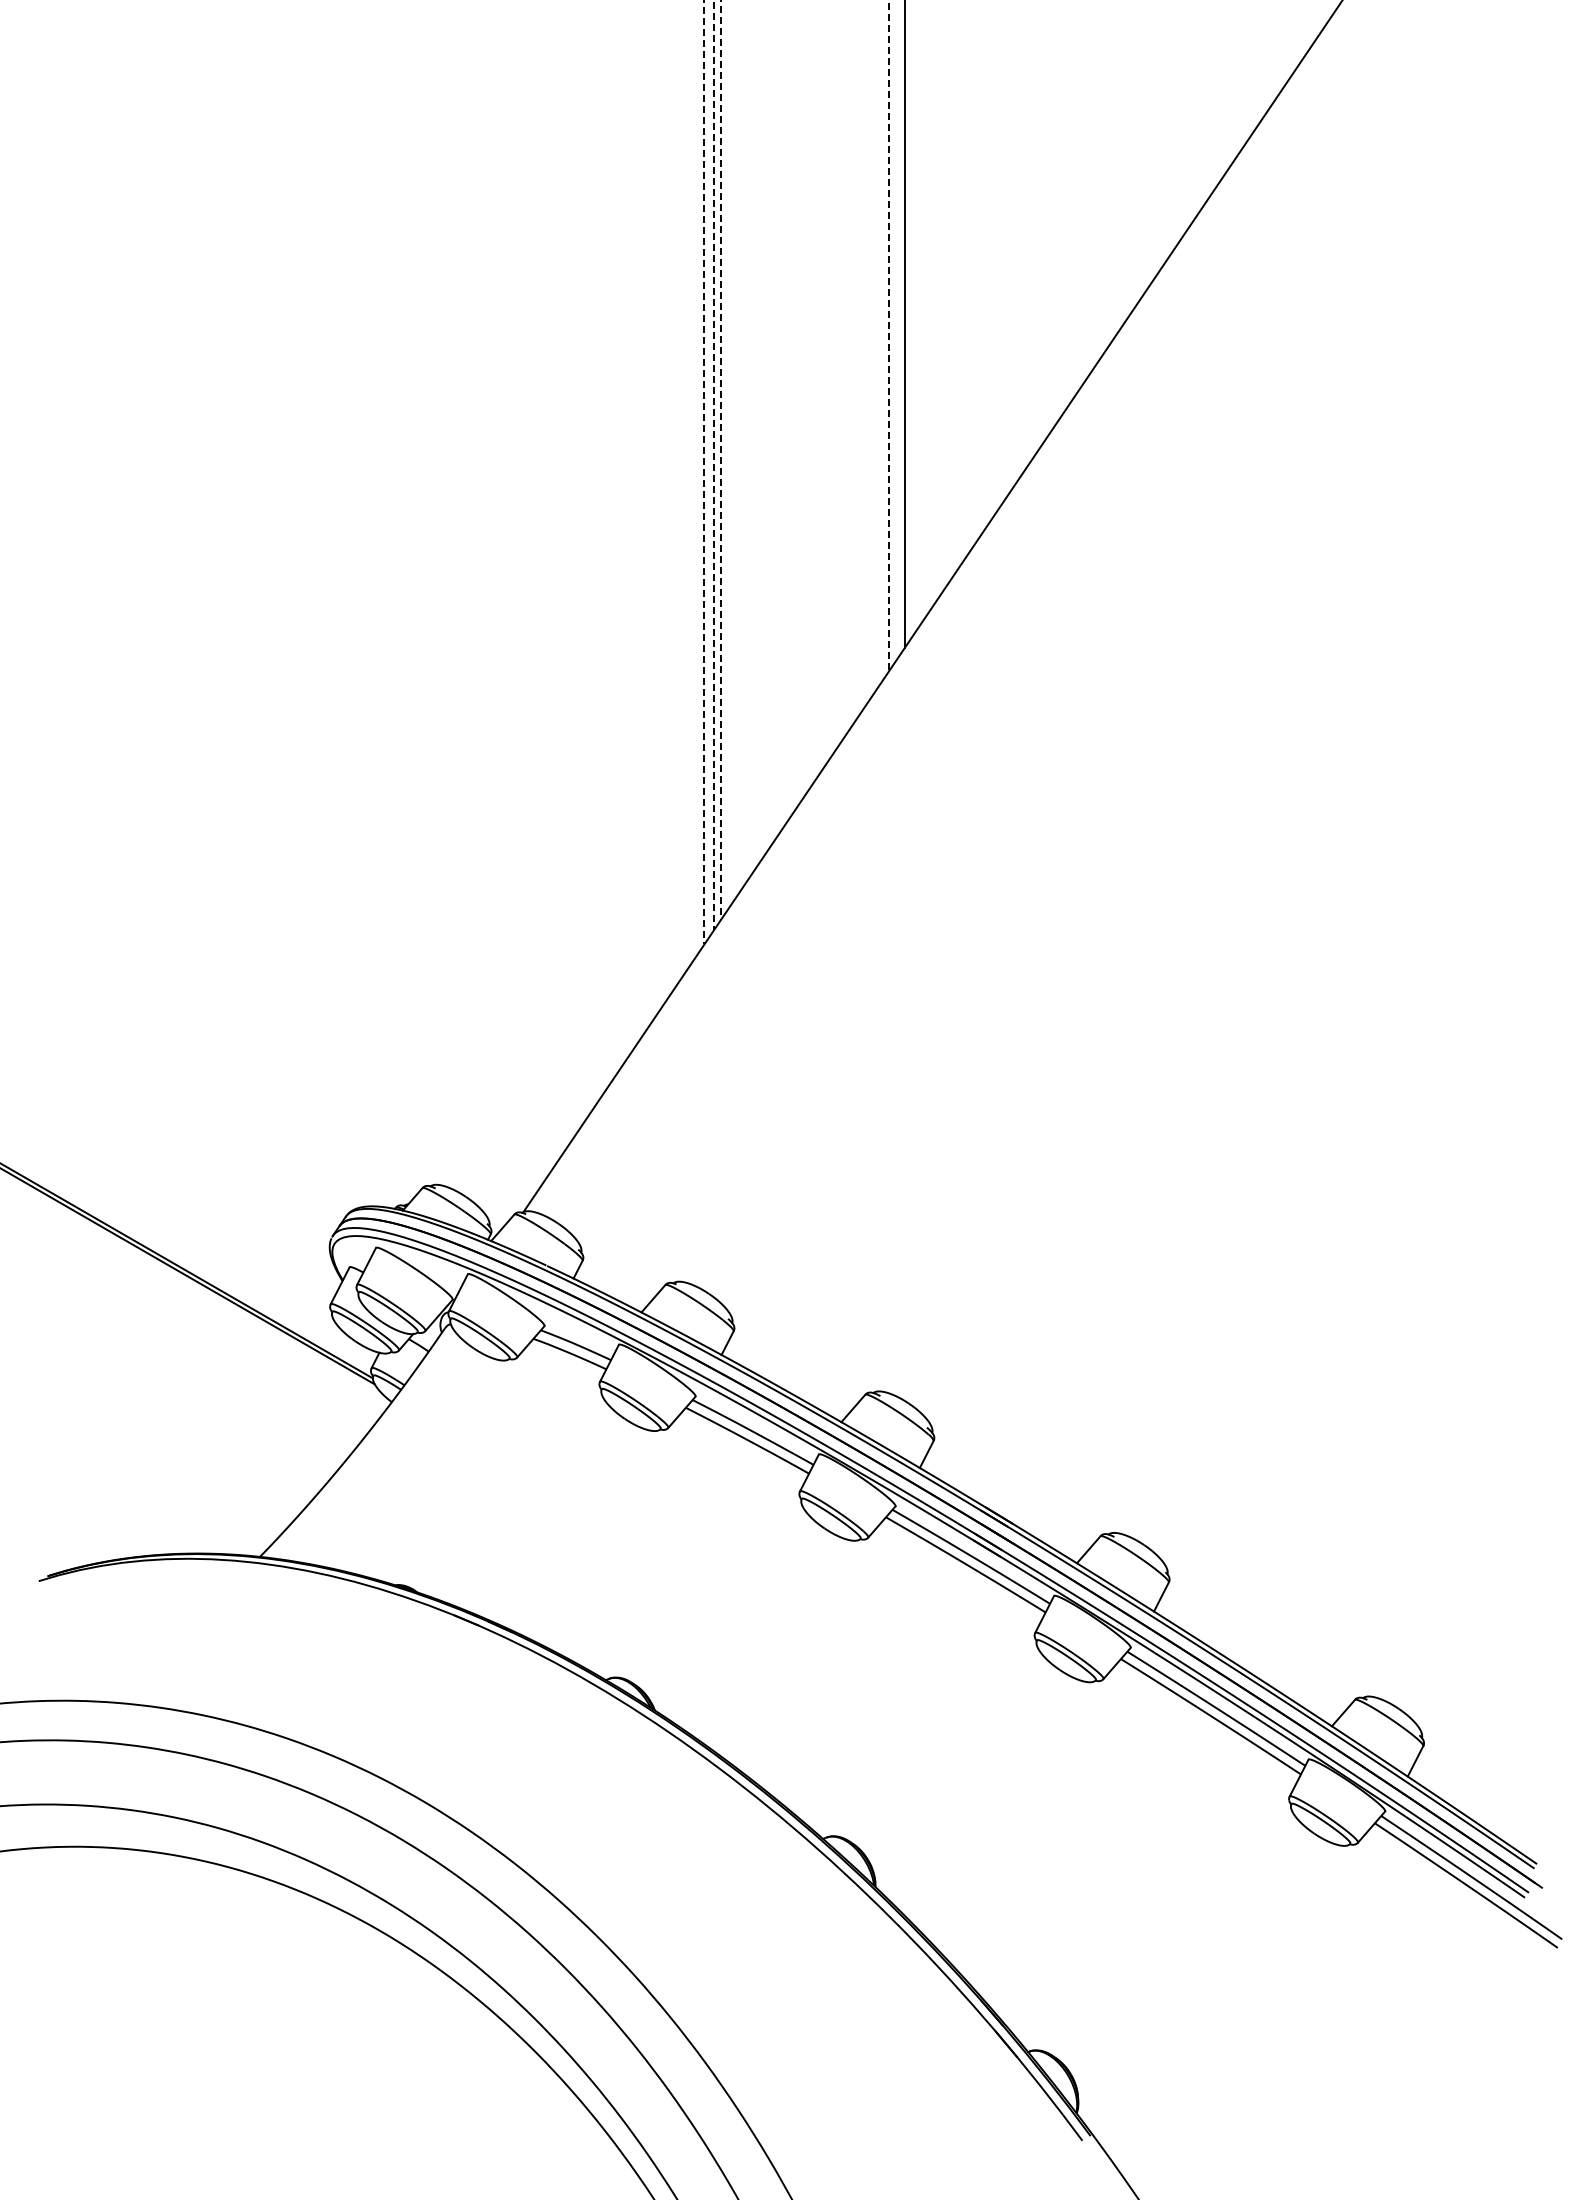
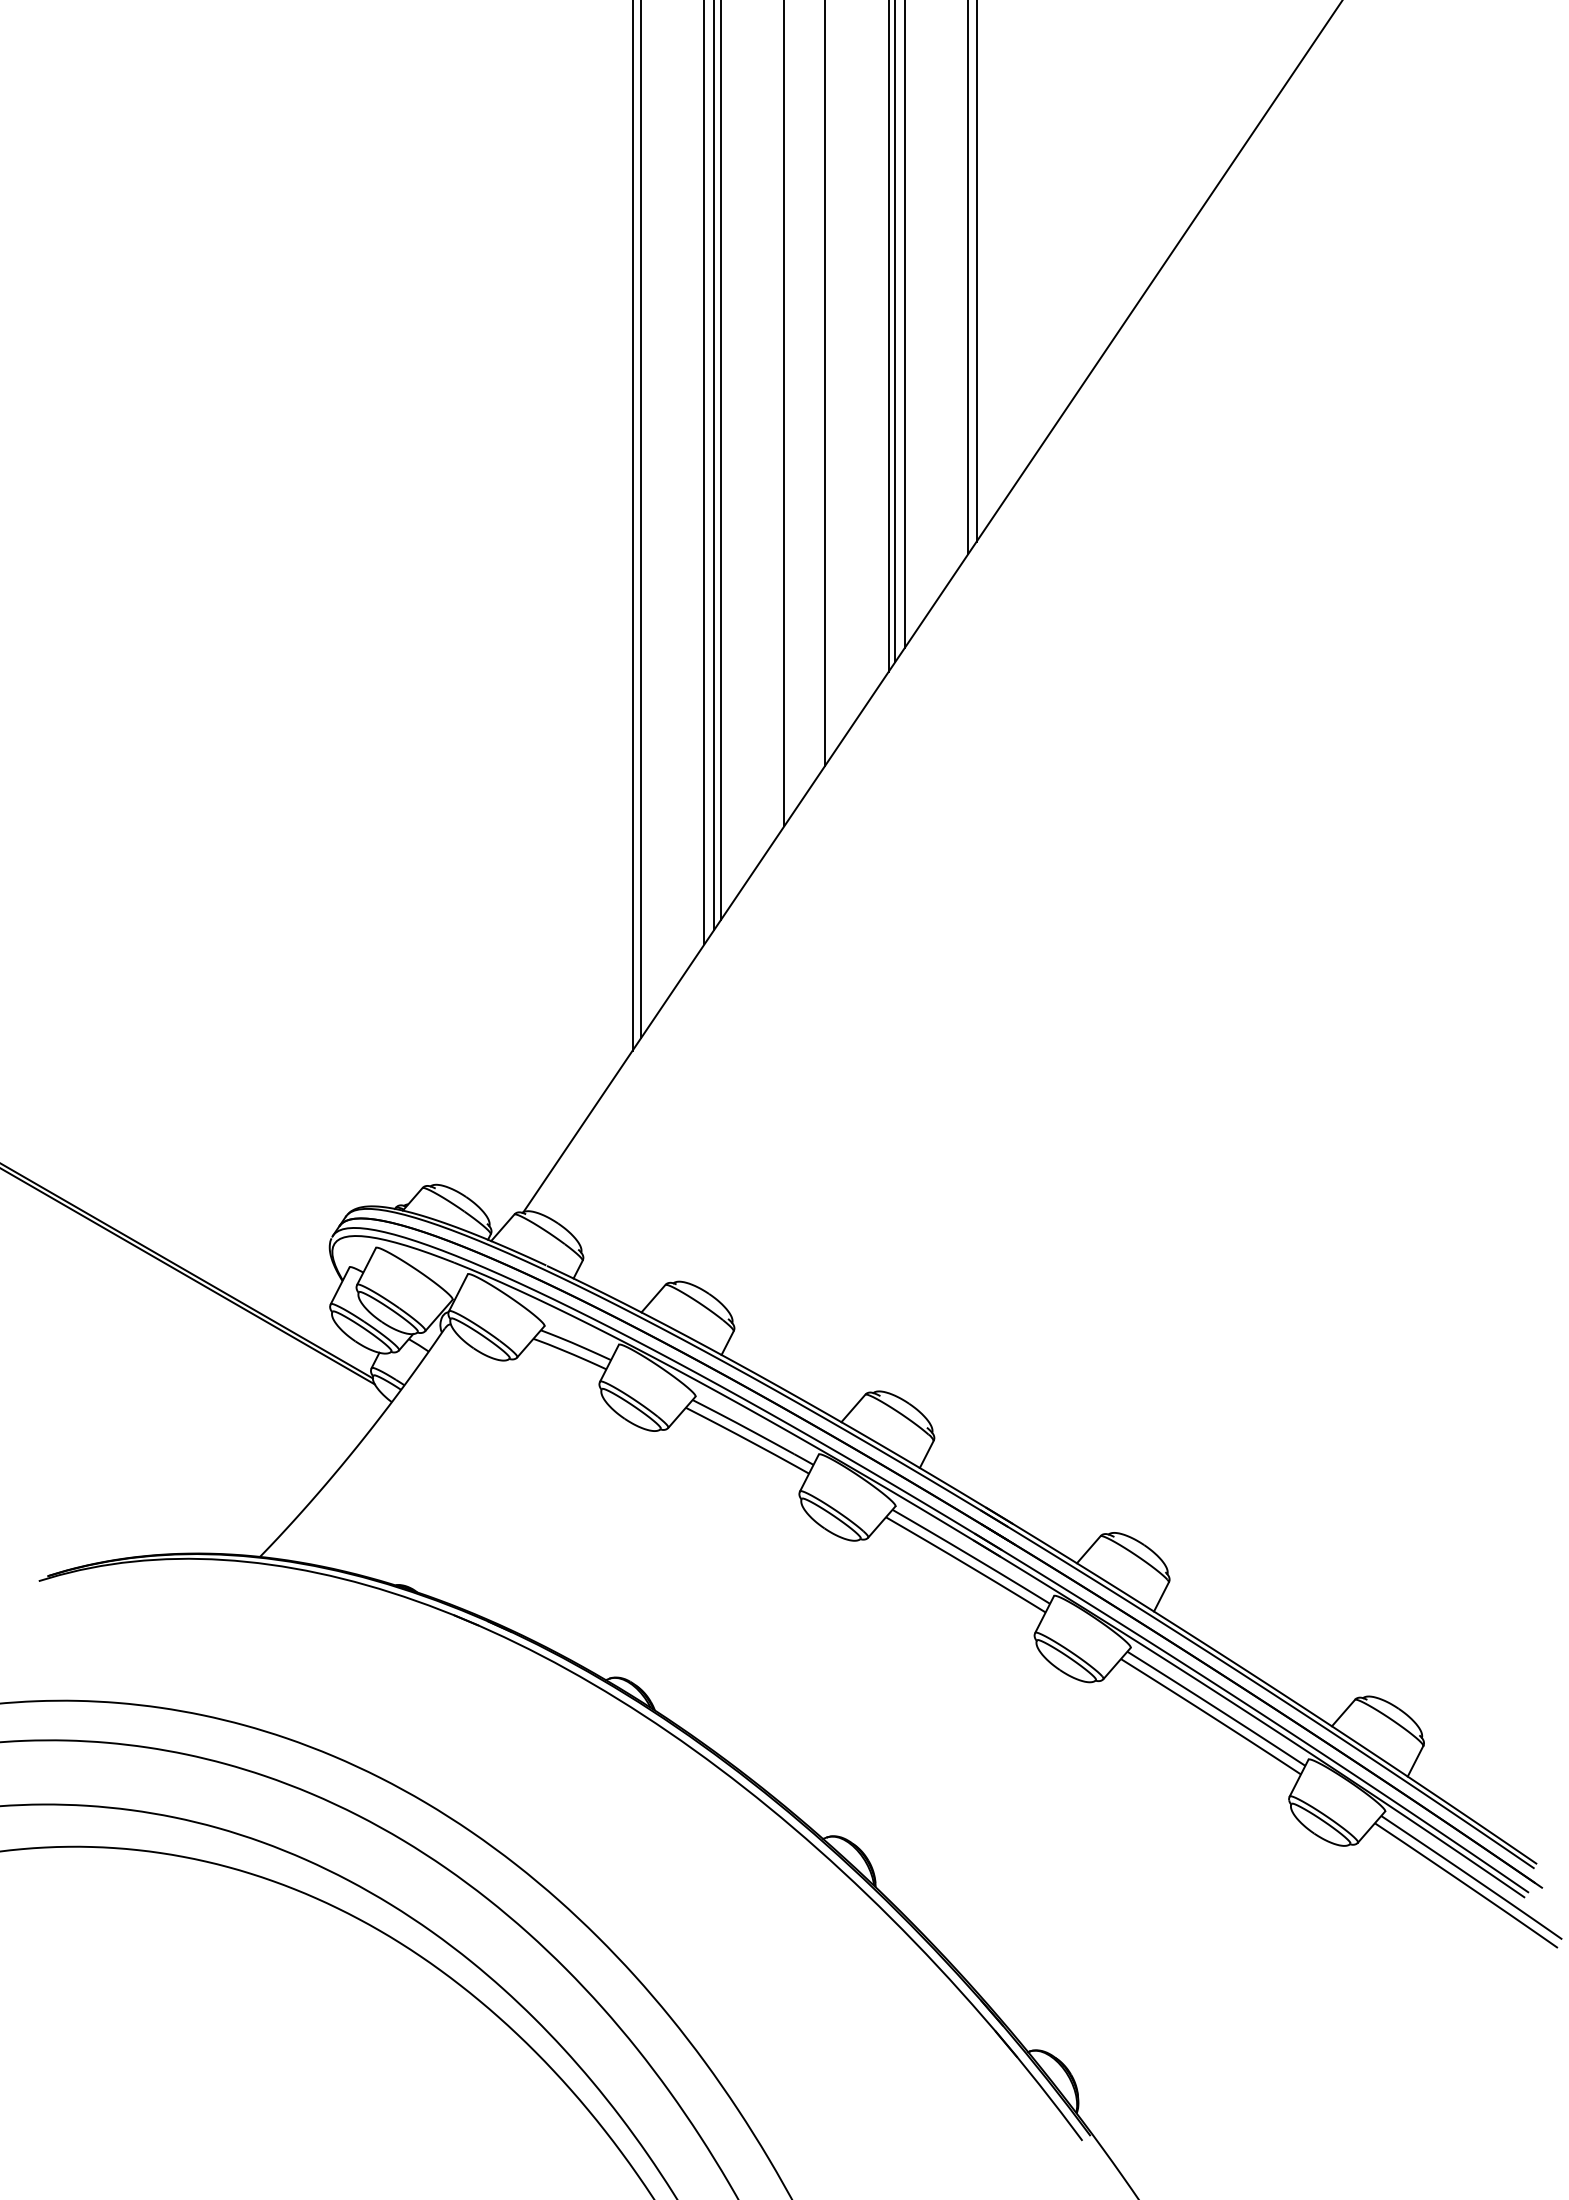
line: none -> present (976, 271)
line: none -> present (968, 278)
line: none -> present (895, 331)
line: dashed -> solid (888, 336)
line: none -> present (825, 383)
line: none -> present (784, 414)
line: dashed -> solid (720, 460)
line: dashed -> solid (713, 465)
line: dashed -> solid (704, 472)
line: none -> present (641, 520)
line: none -> present (632, 526)
